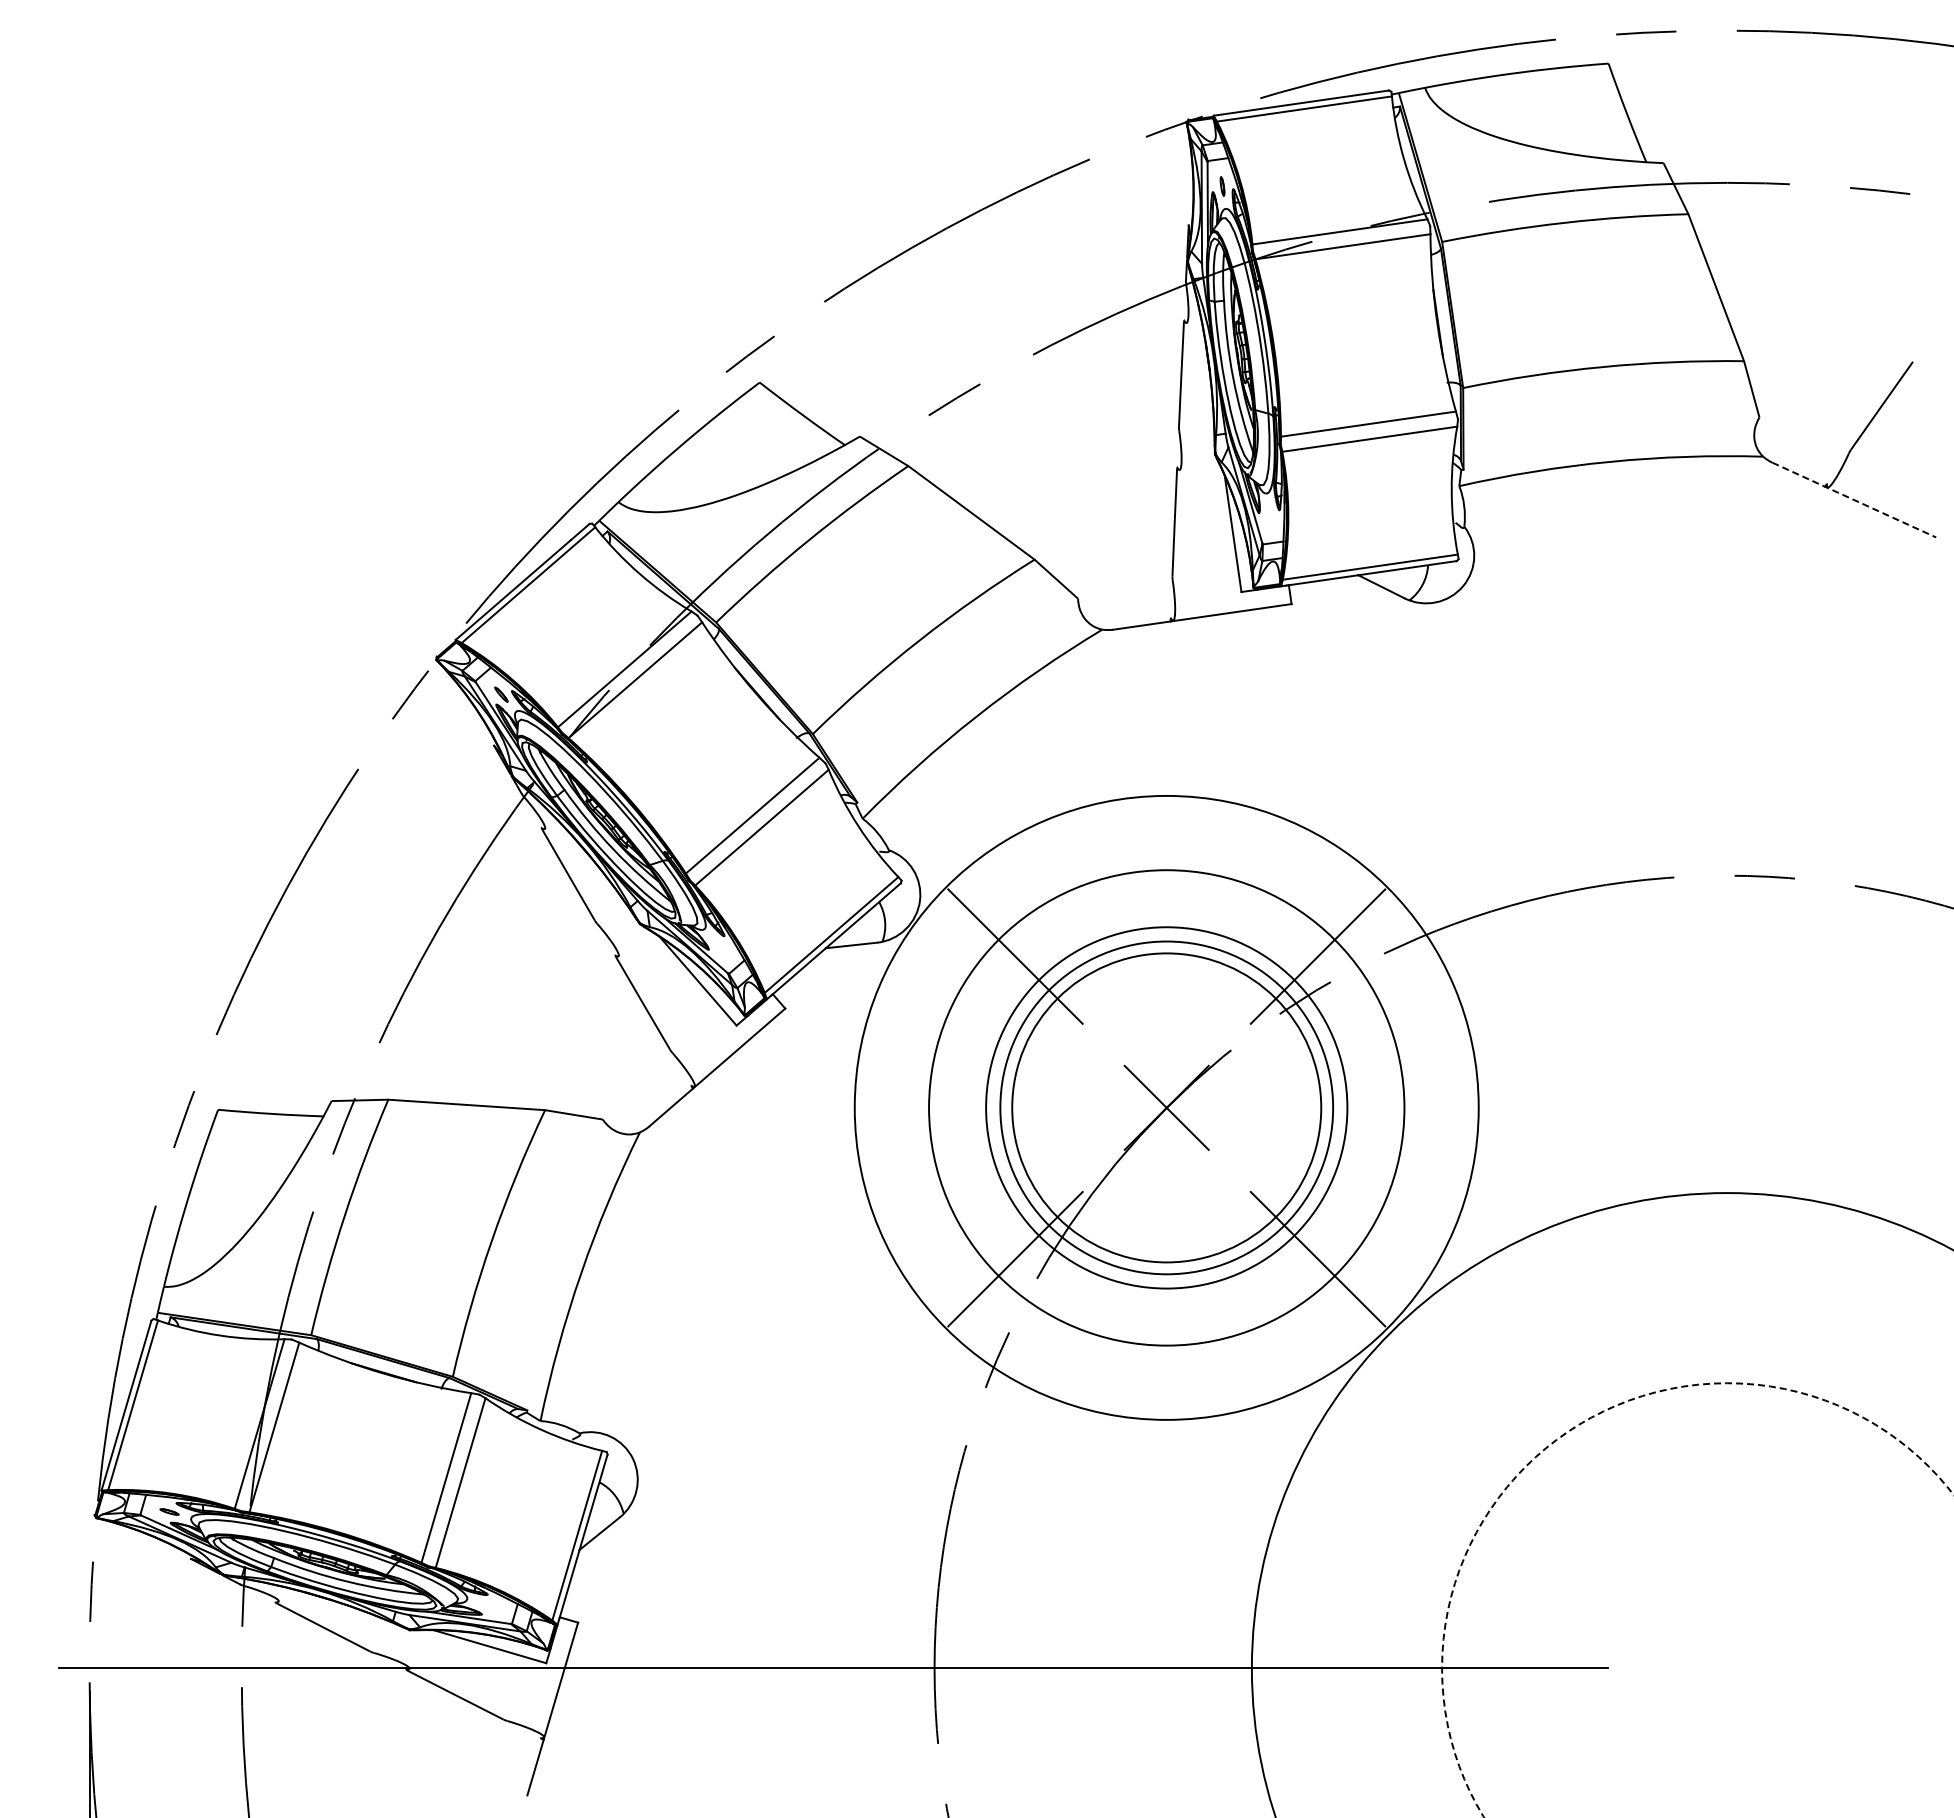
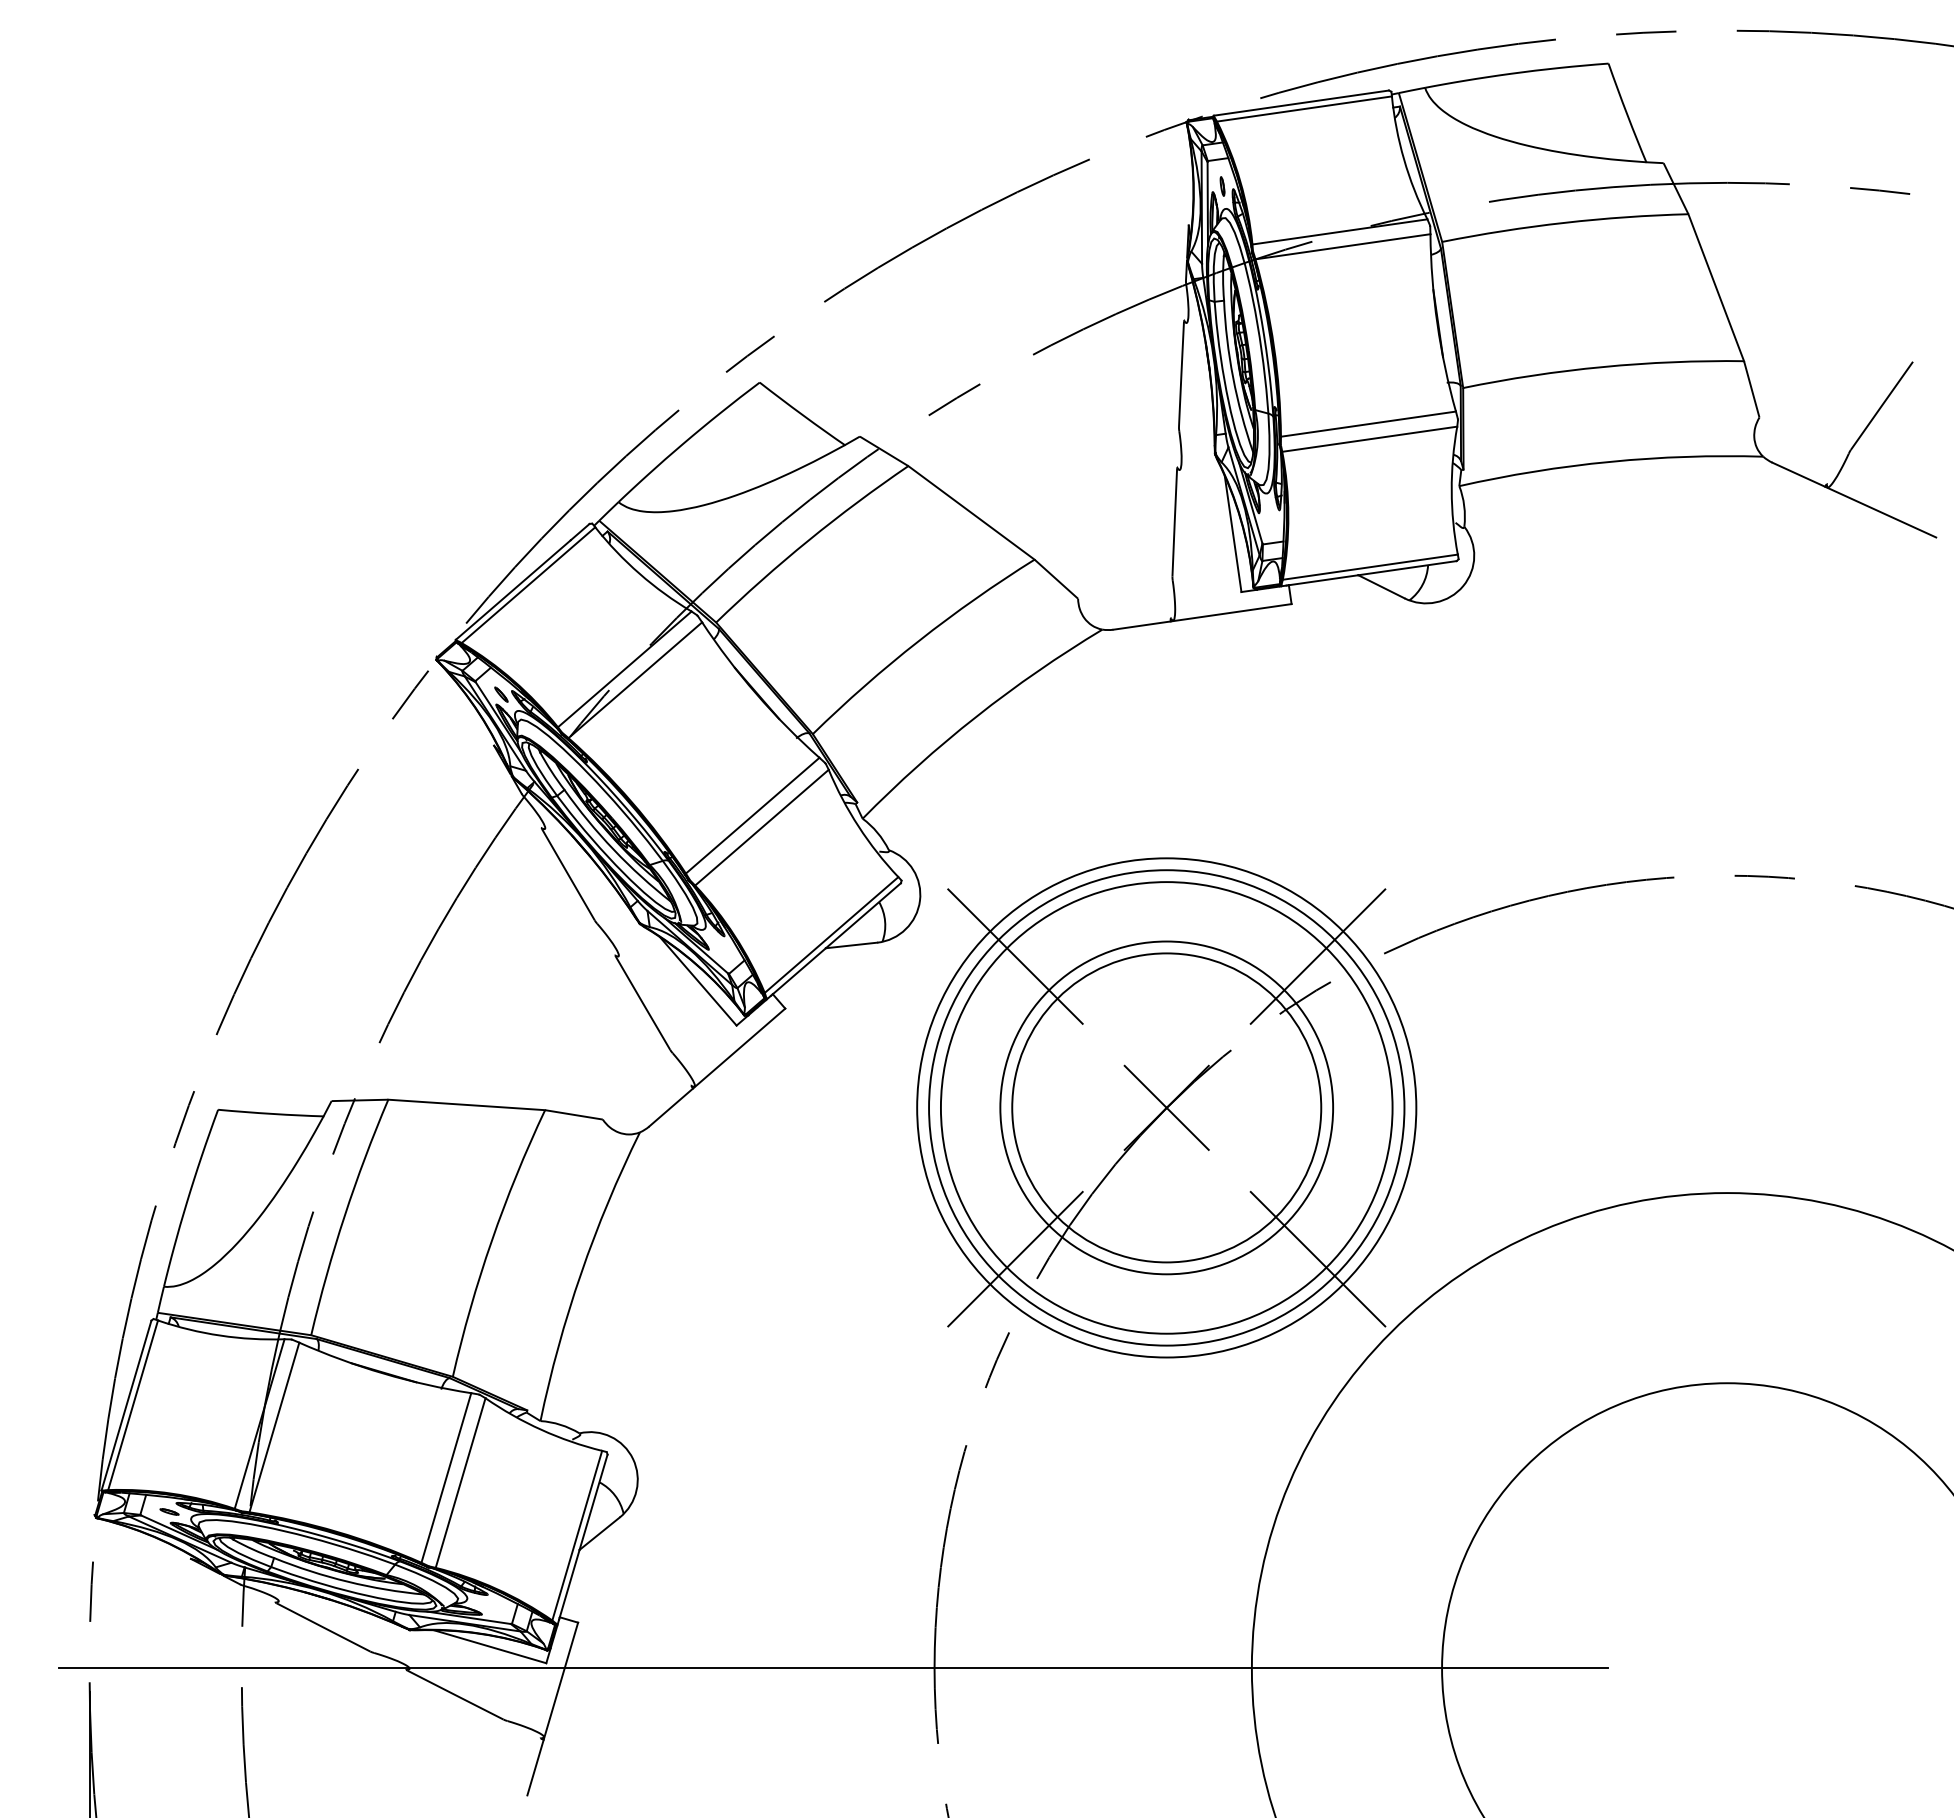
line: dashed -> solid (1854, 500)
circle diameter: 361 px -> 452 px (1166, 1107)
circle diameter: 624 px -> 499 px (1166, 1107)
circle: dashed -> solid (1697, 1600)
